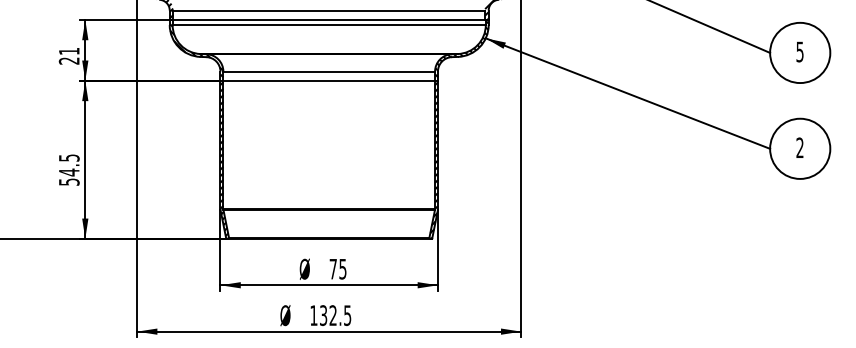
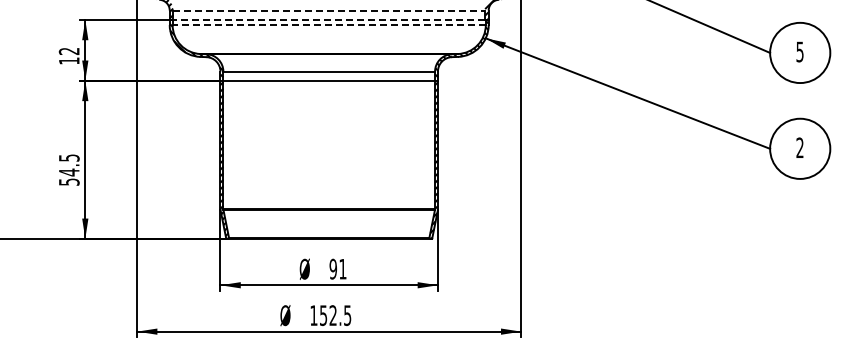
line: solid -> dashed (329, 10)
line: solid -> dashed (329, 19)
line: solid -> dashed (329, 25)
text: 21 -> 12 (68, 56)
text: 75 -> 91 (337, 268)
text: 132.5 -> 152.5 (323, 314)
